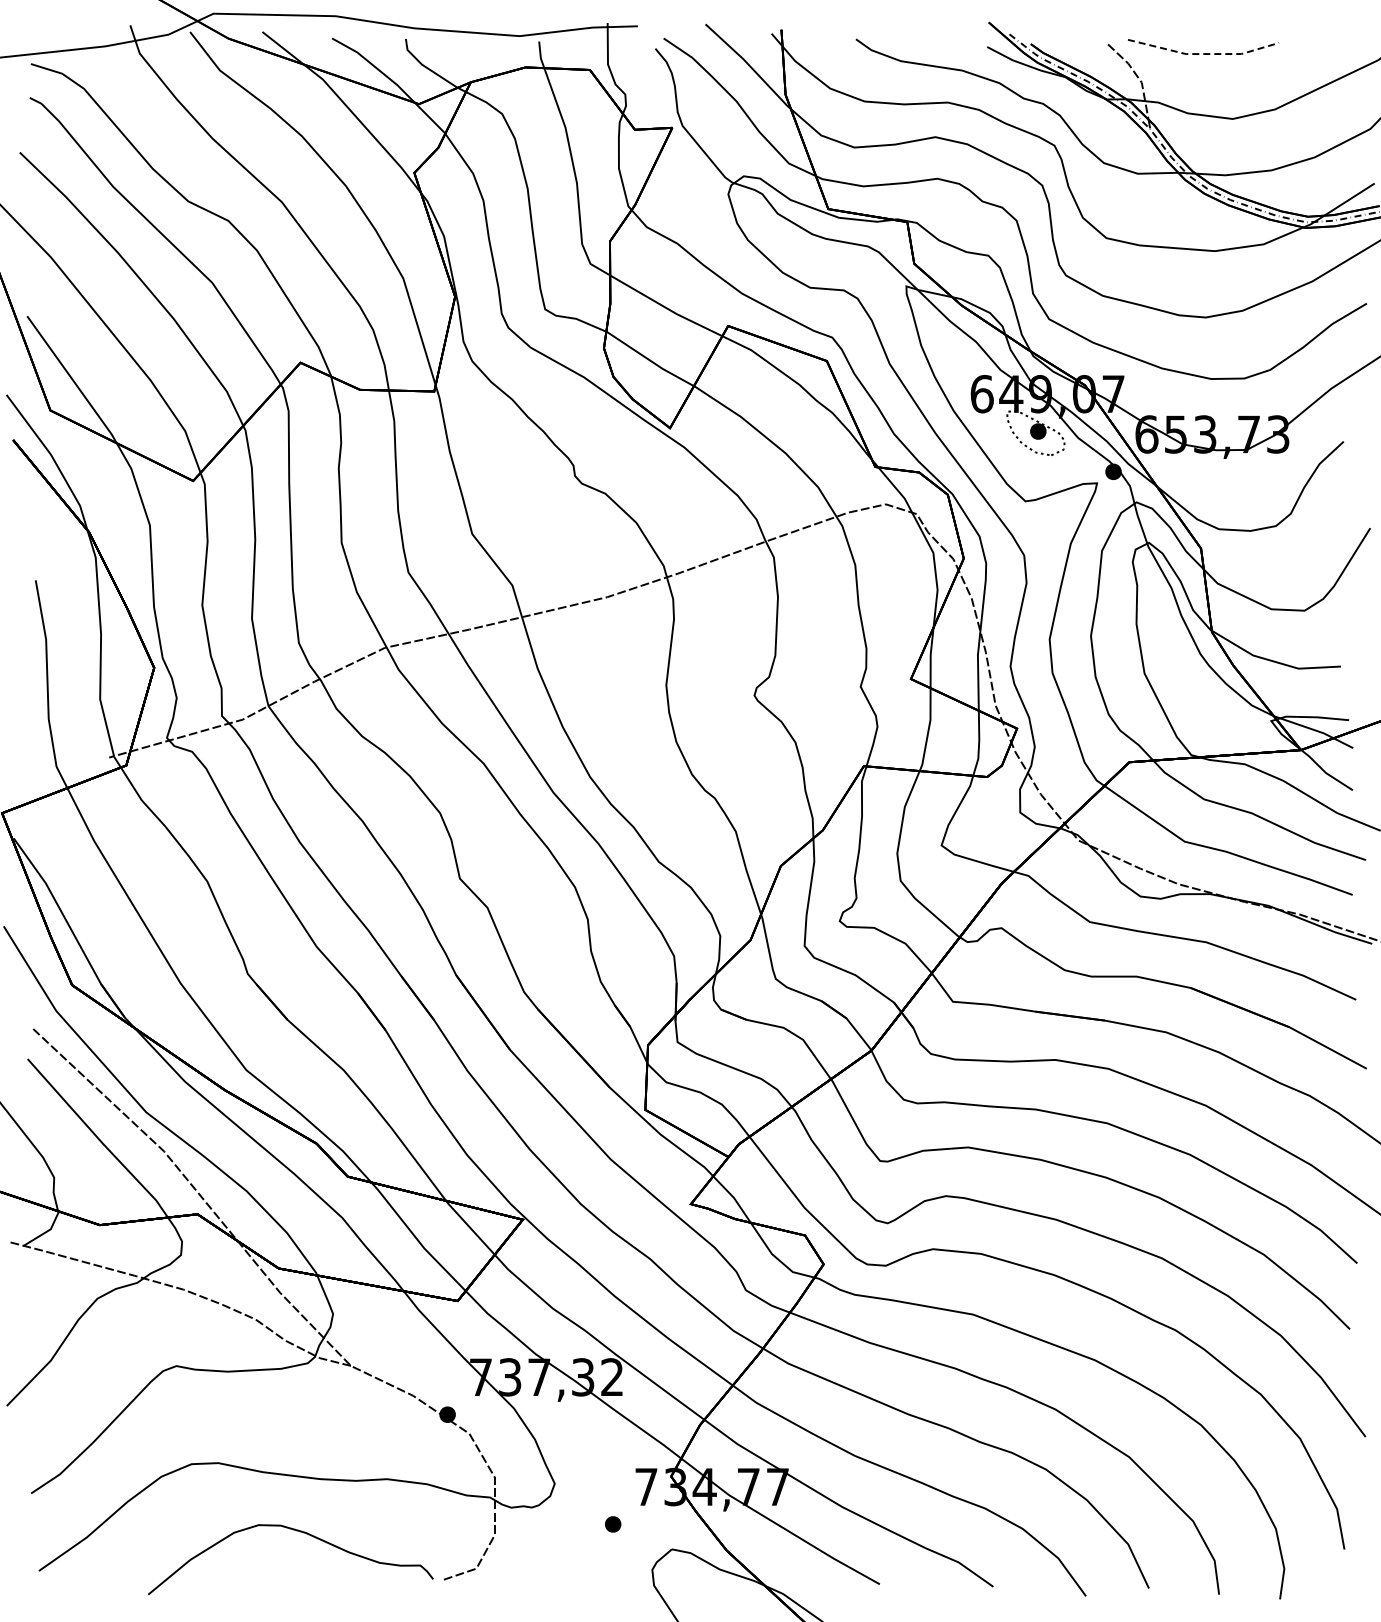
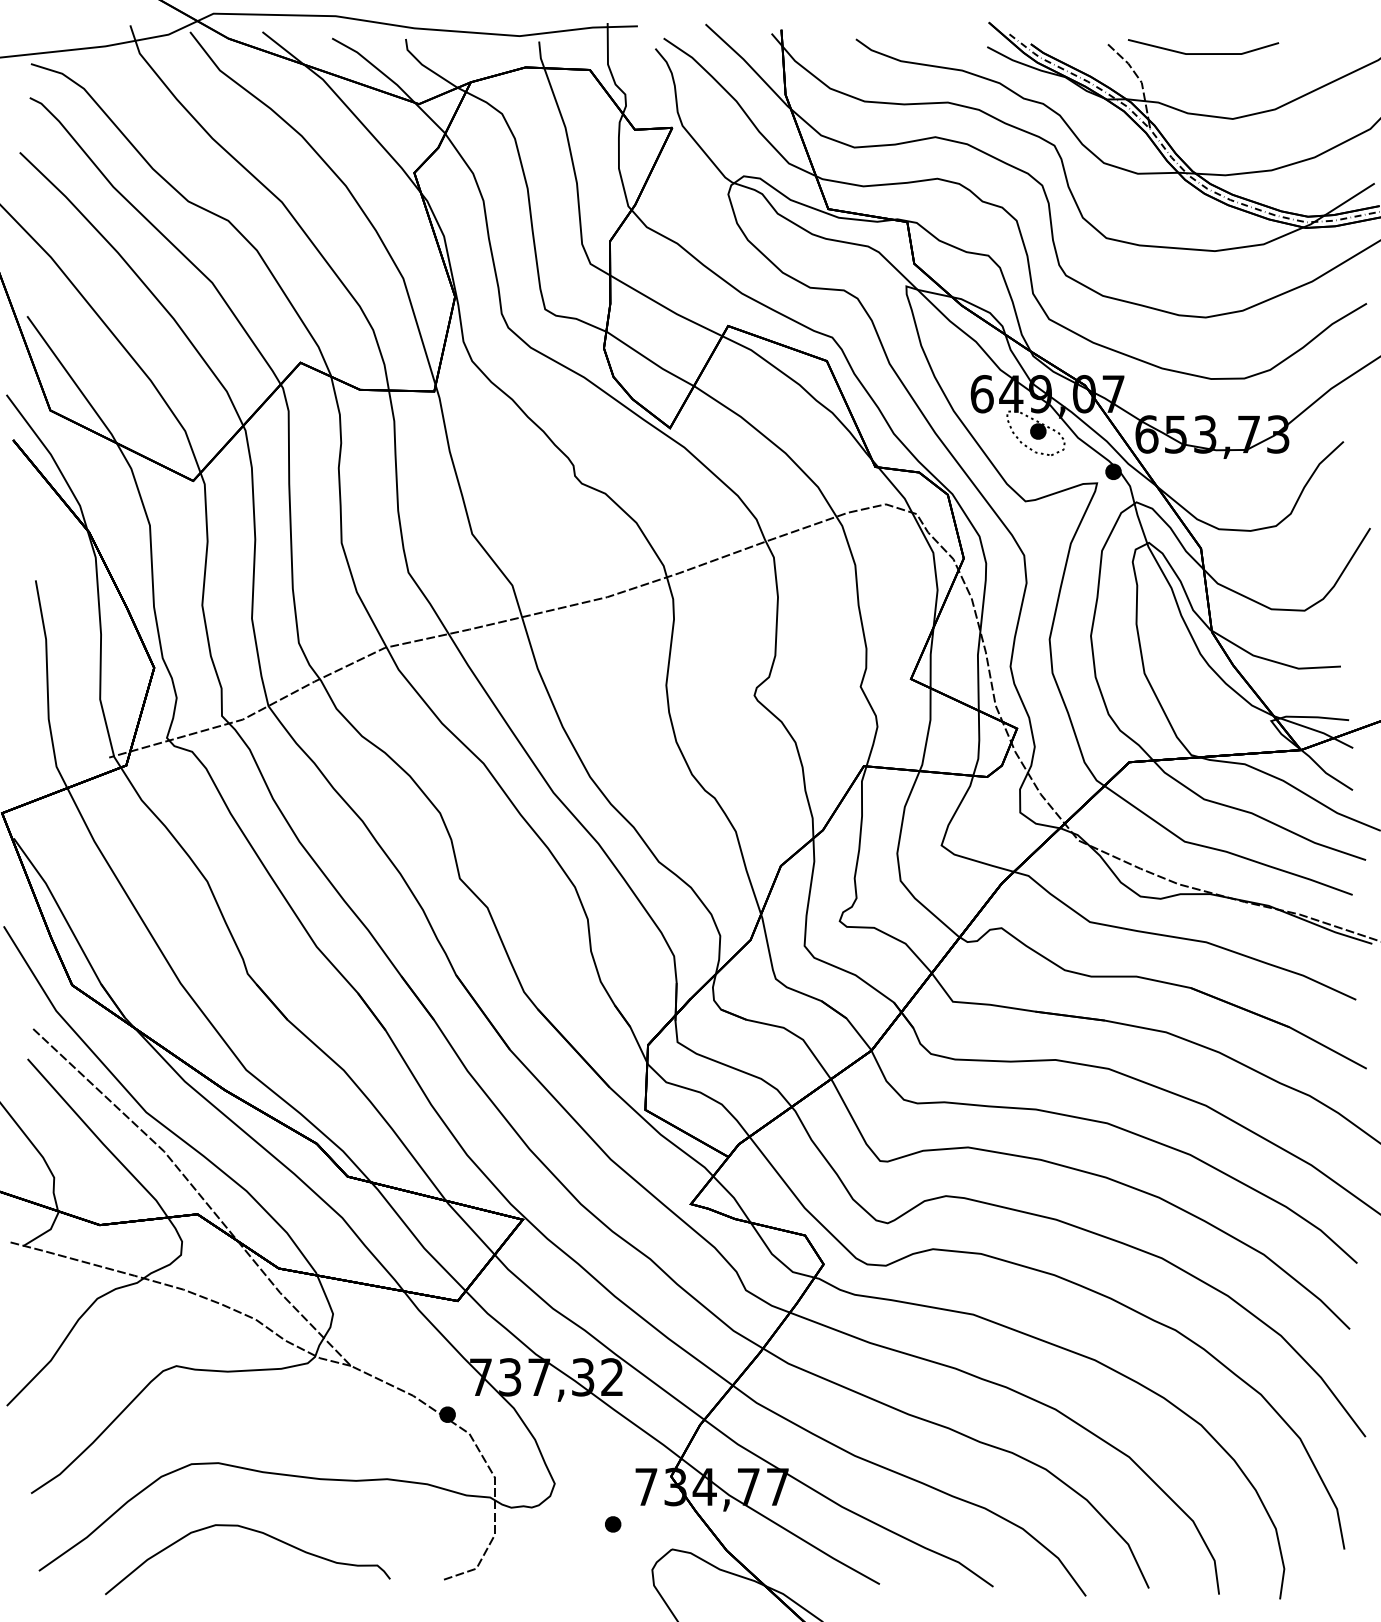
line: dashed -> solid (1203, 54)
curve position: (296, 1531) -> (253, 1531) (253, 1531)
